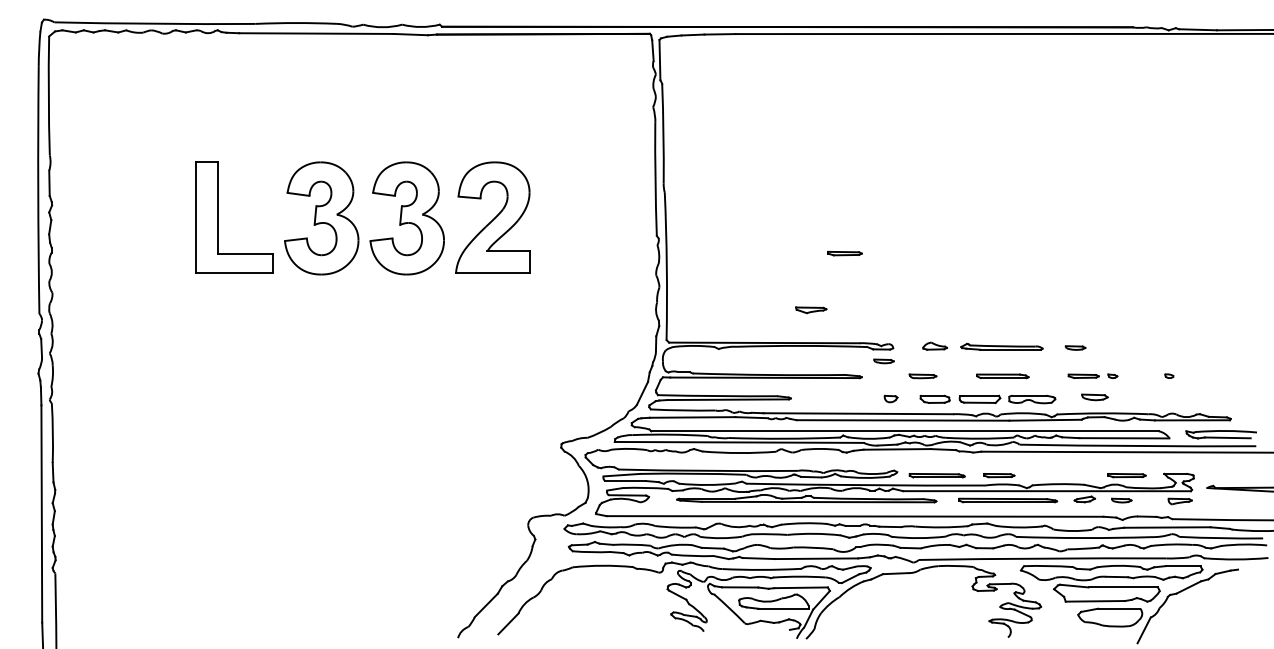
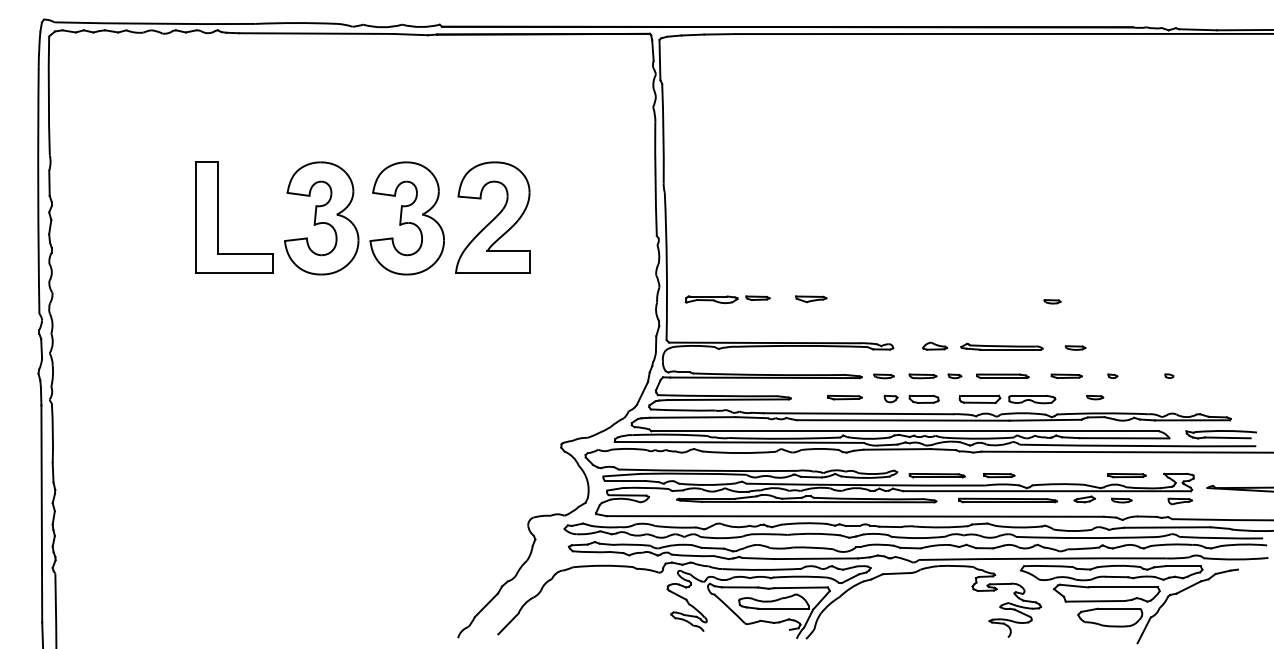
part position: (844, 253) -> (844, 397) (844, 397)
part: none -> present (727, 299)
part: none -> present (1052, 301)
part position: (811, 310) -> (811, 299) (811, 299)
part position: (883, 361) -> (883, 376) (883, 376)
part position: (1083, 375) -> (1066, 375) (1066, 375)
part: none -> present (954, 376)
part size: 28x9 px -> 19x6 px (1095, 397)
part position: (934, 398) -> (923, 398) (923, 398)
